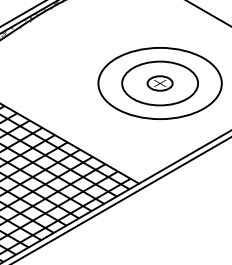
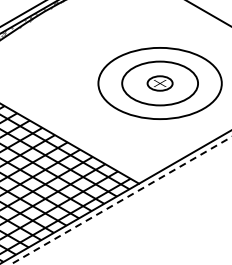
line: solid -> dashed (120, 201)
